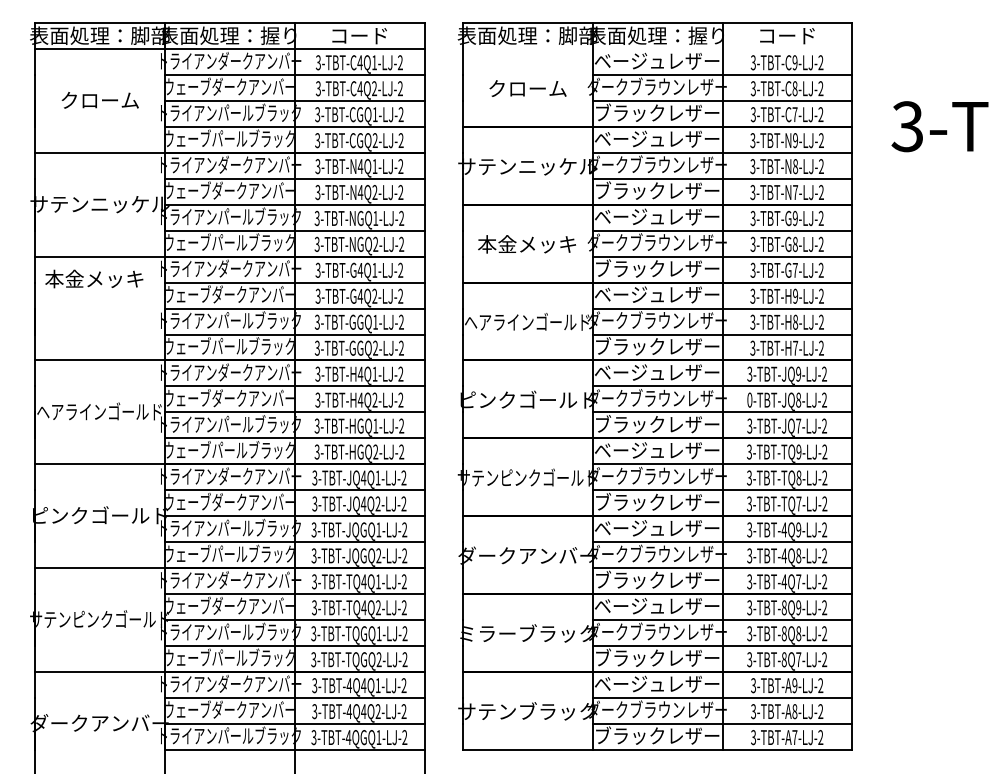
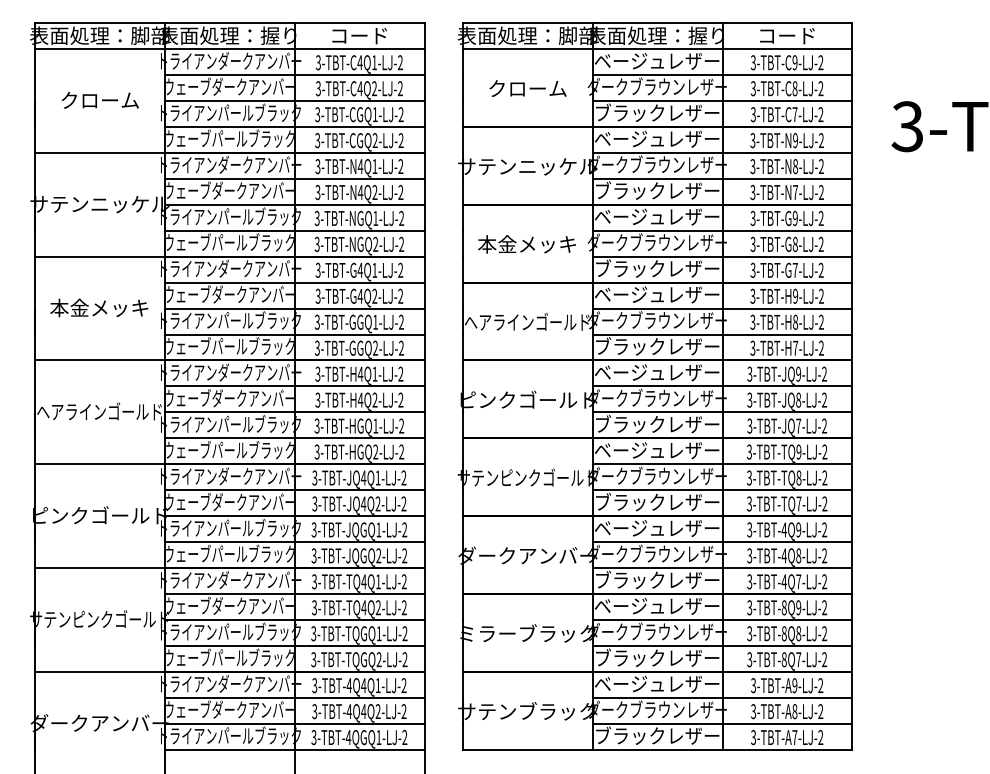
line: none -> present (657, 49)
text position: (94, 278) -> (99, 307) (99, 307)
text: 0-TBT-JQ8-LJ-2 -> 3-TBT-JQ8-LJ-2 (749, 400)
